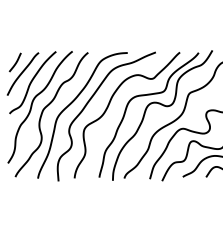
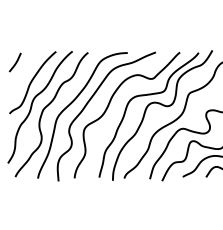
curve: present -> none (22, 73)
